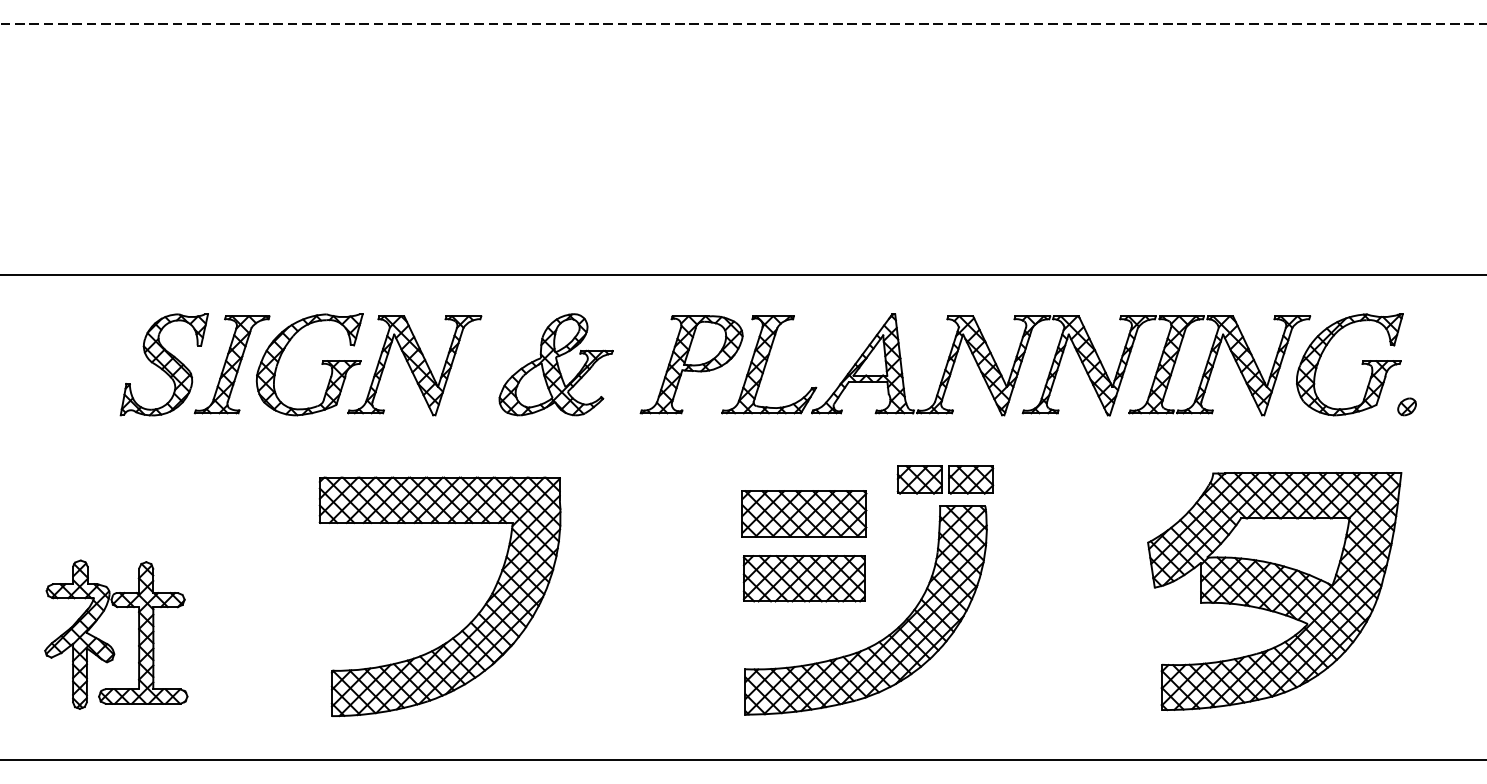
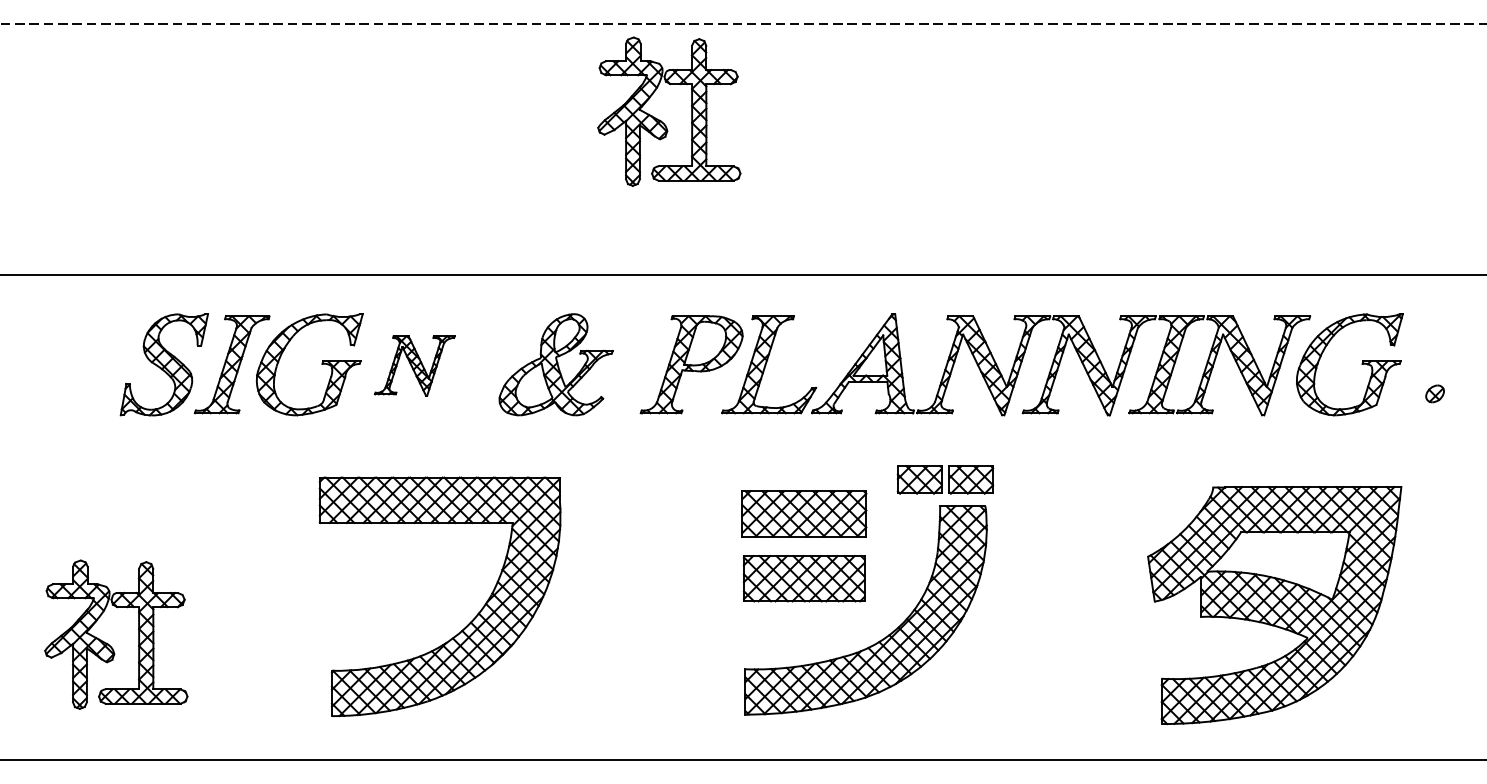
part: none -> present (661, 120)
part size: 136x102 px -> 82x62 px (414, 365)
part position: (1406, 406) -> (1434, 393) (1434, 393)
part position: (1274, 591) -> (1274, 605) (1274, 605)
